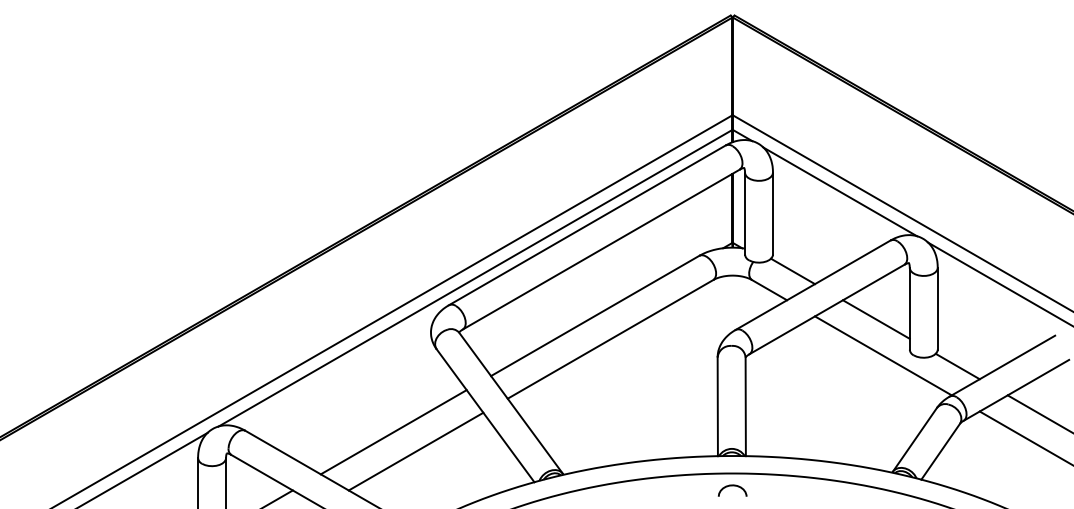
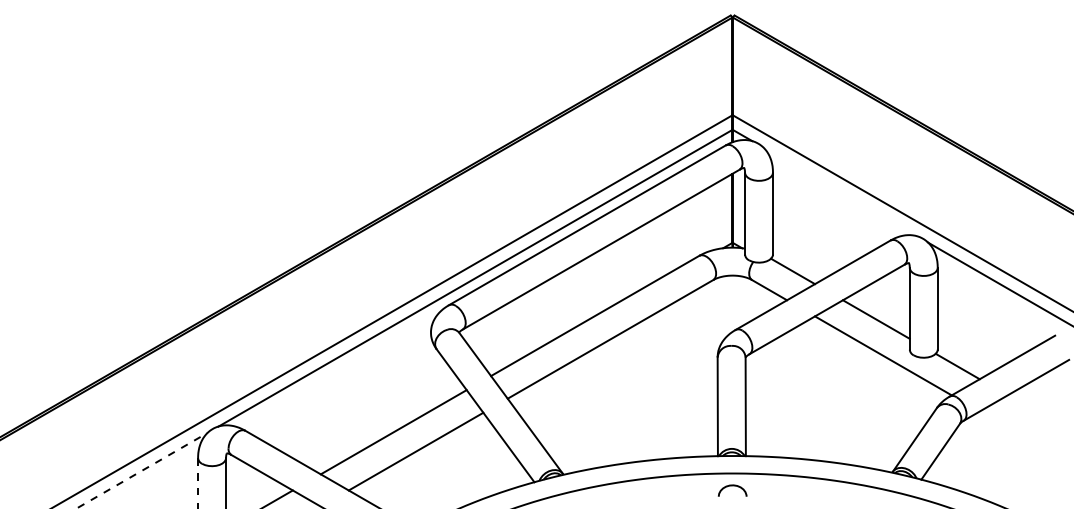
line: present -> none (840, 191)
line: present -> none (1038, 413)
line: present -> none (1024, 437)
line: solid -> dashed (141, 470)
line: solid -> dashed (198, 483)
